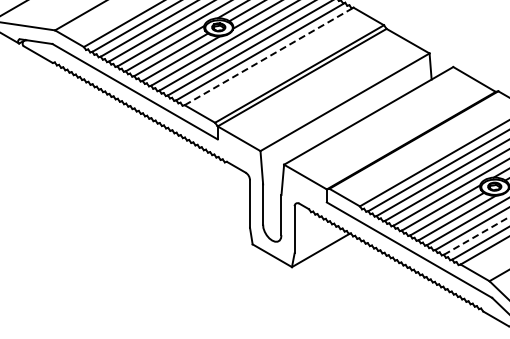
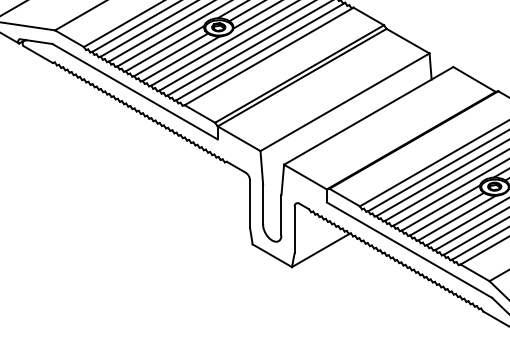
line: dashed -> solid (269, 56)
line: dashed -> solid (476, 235)
